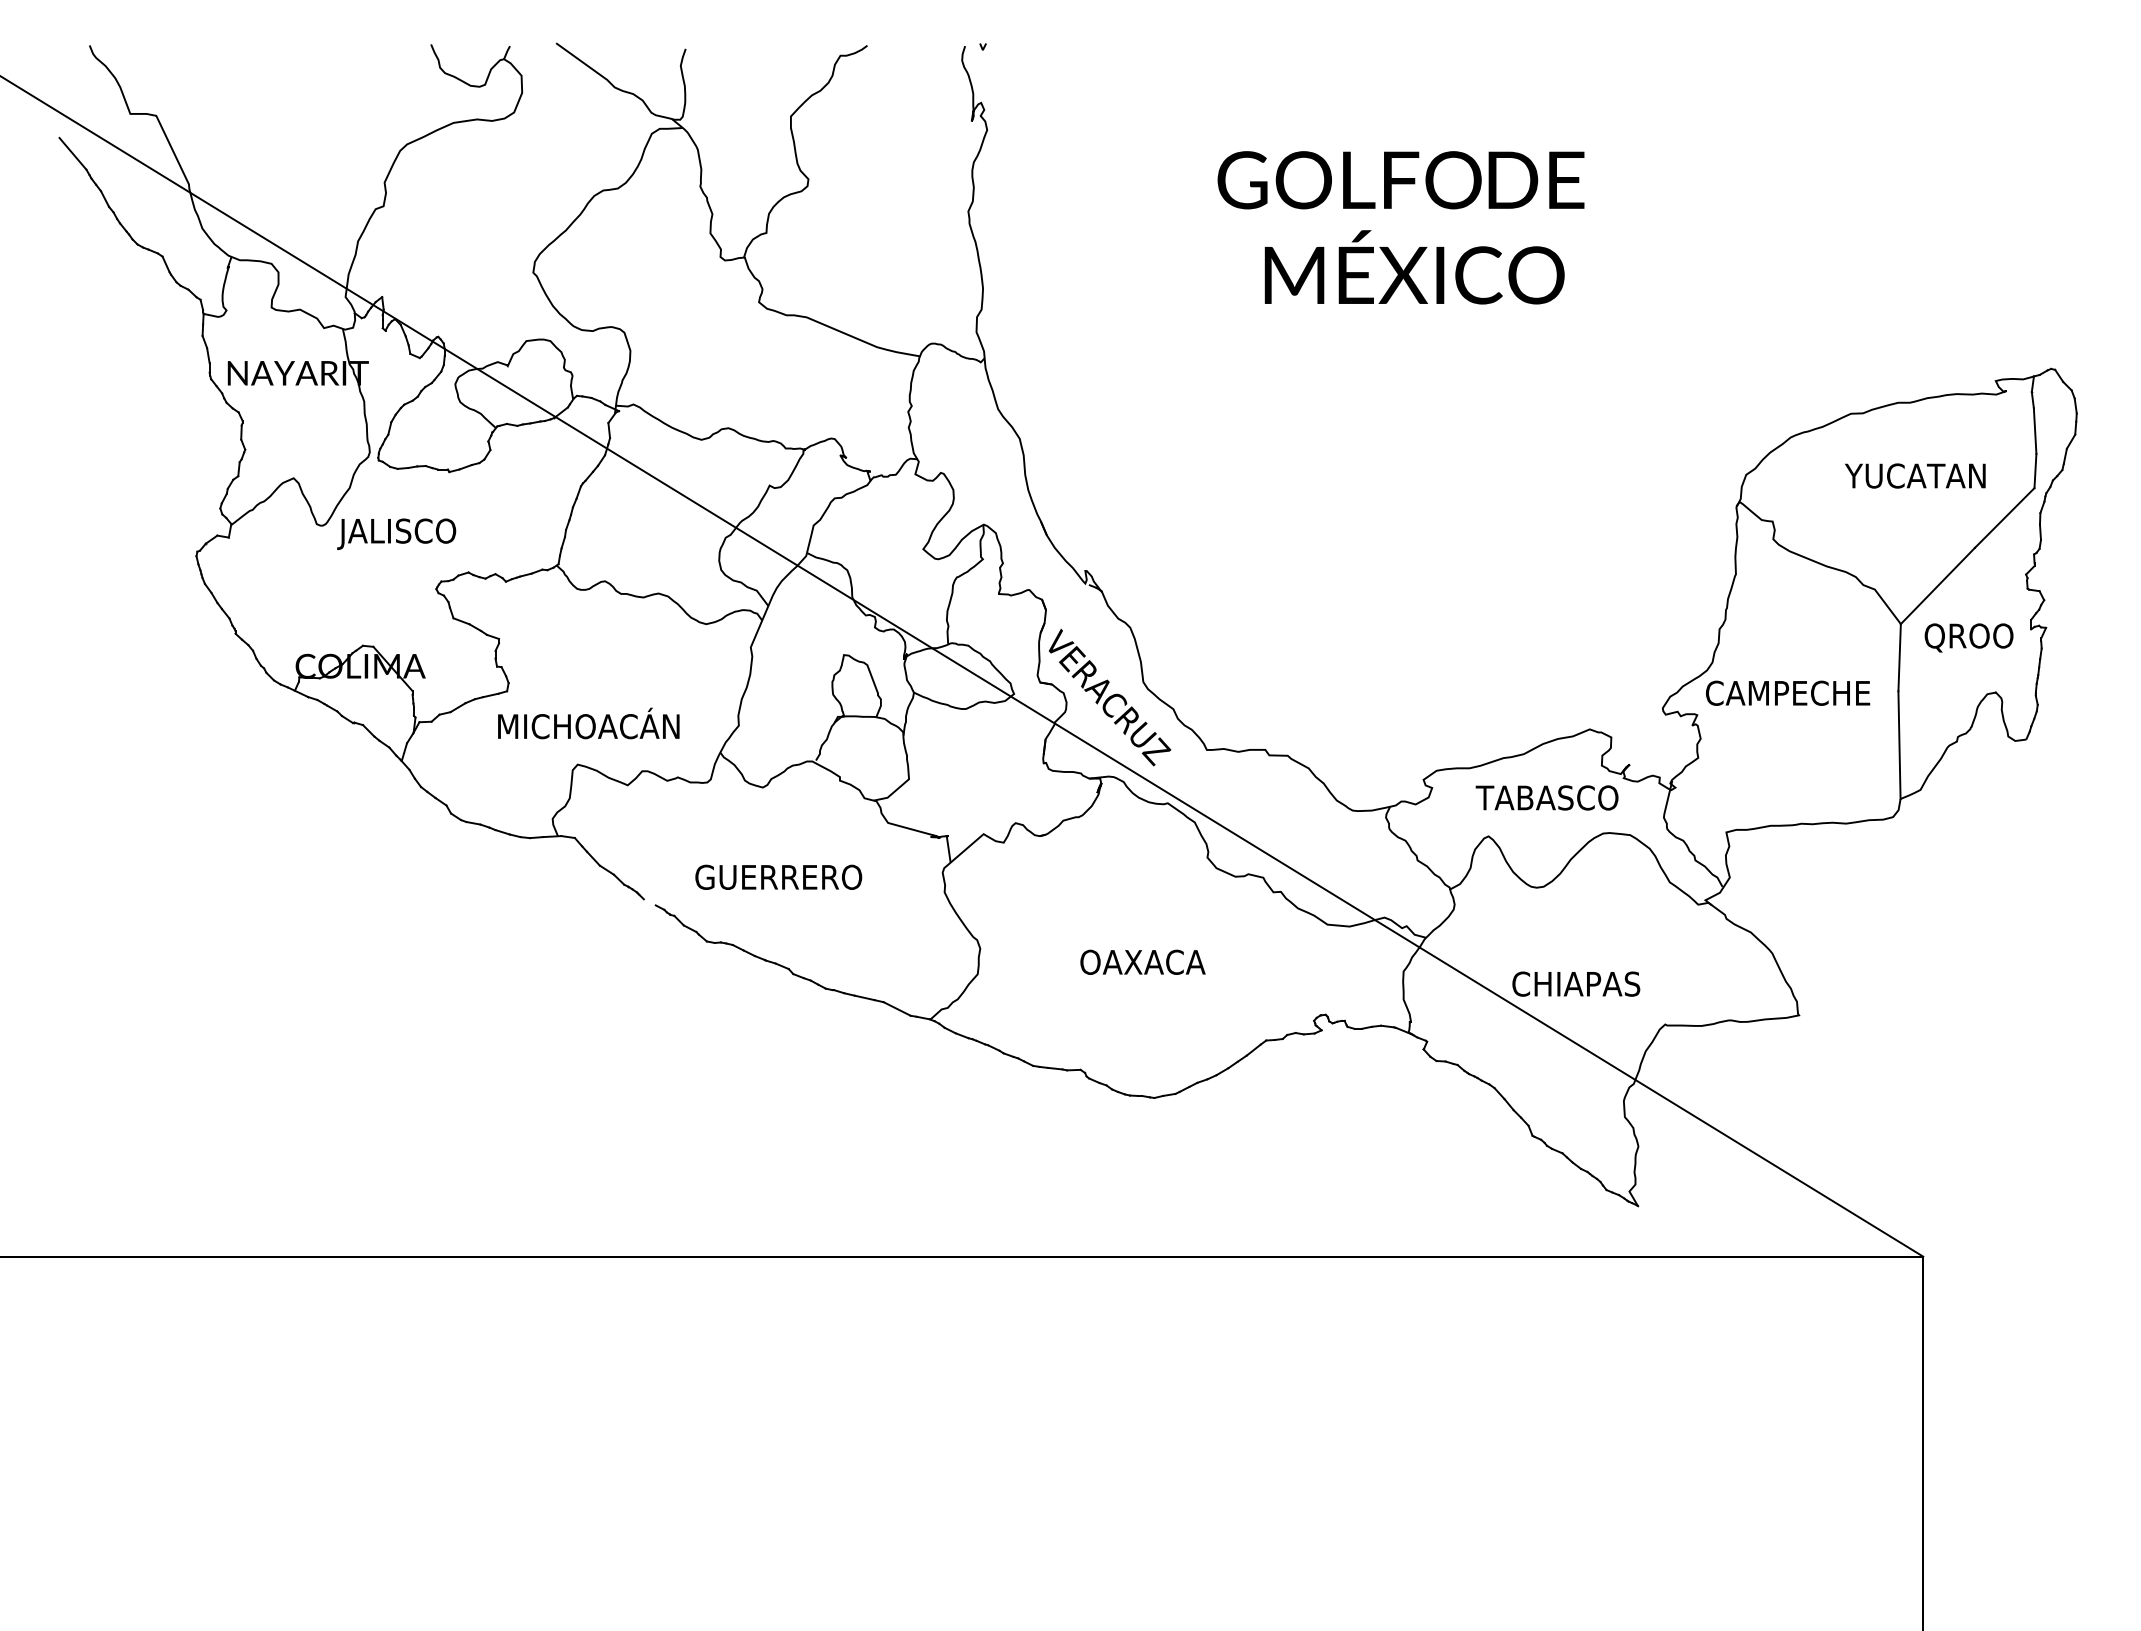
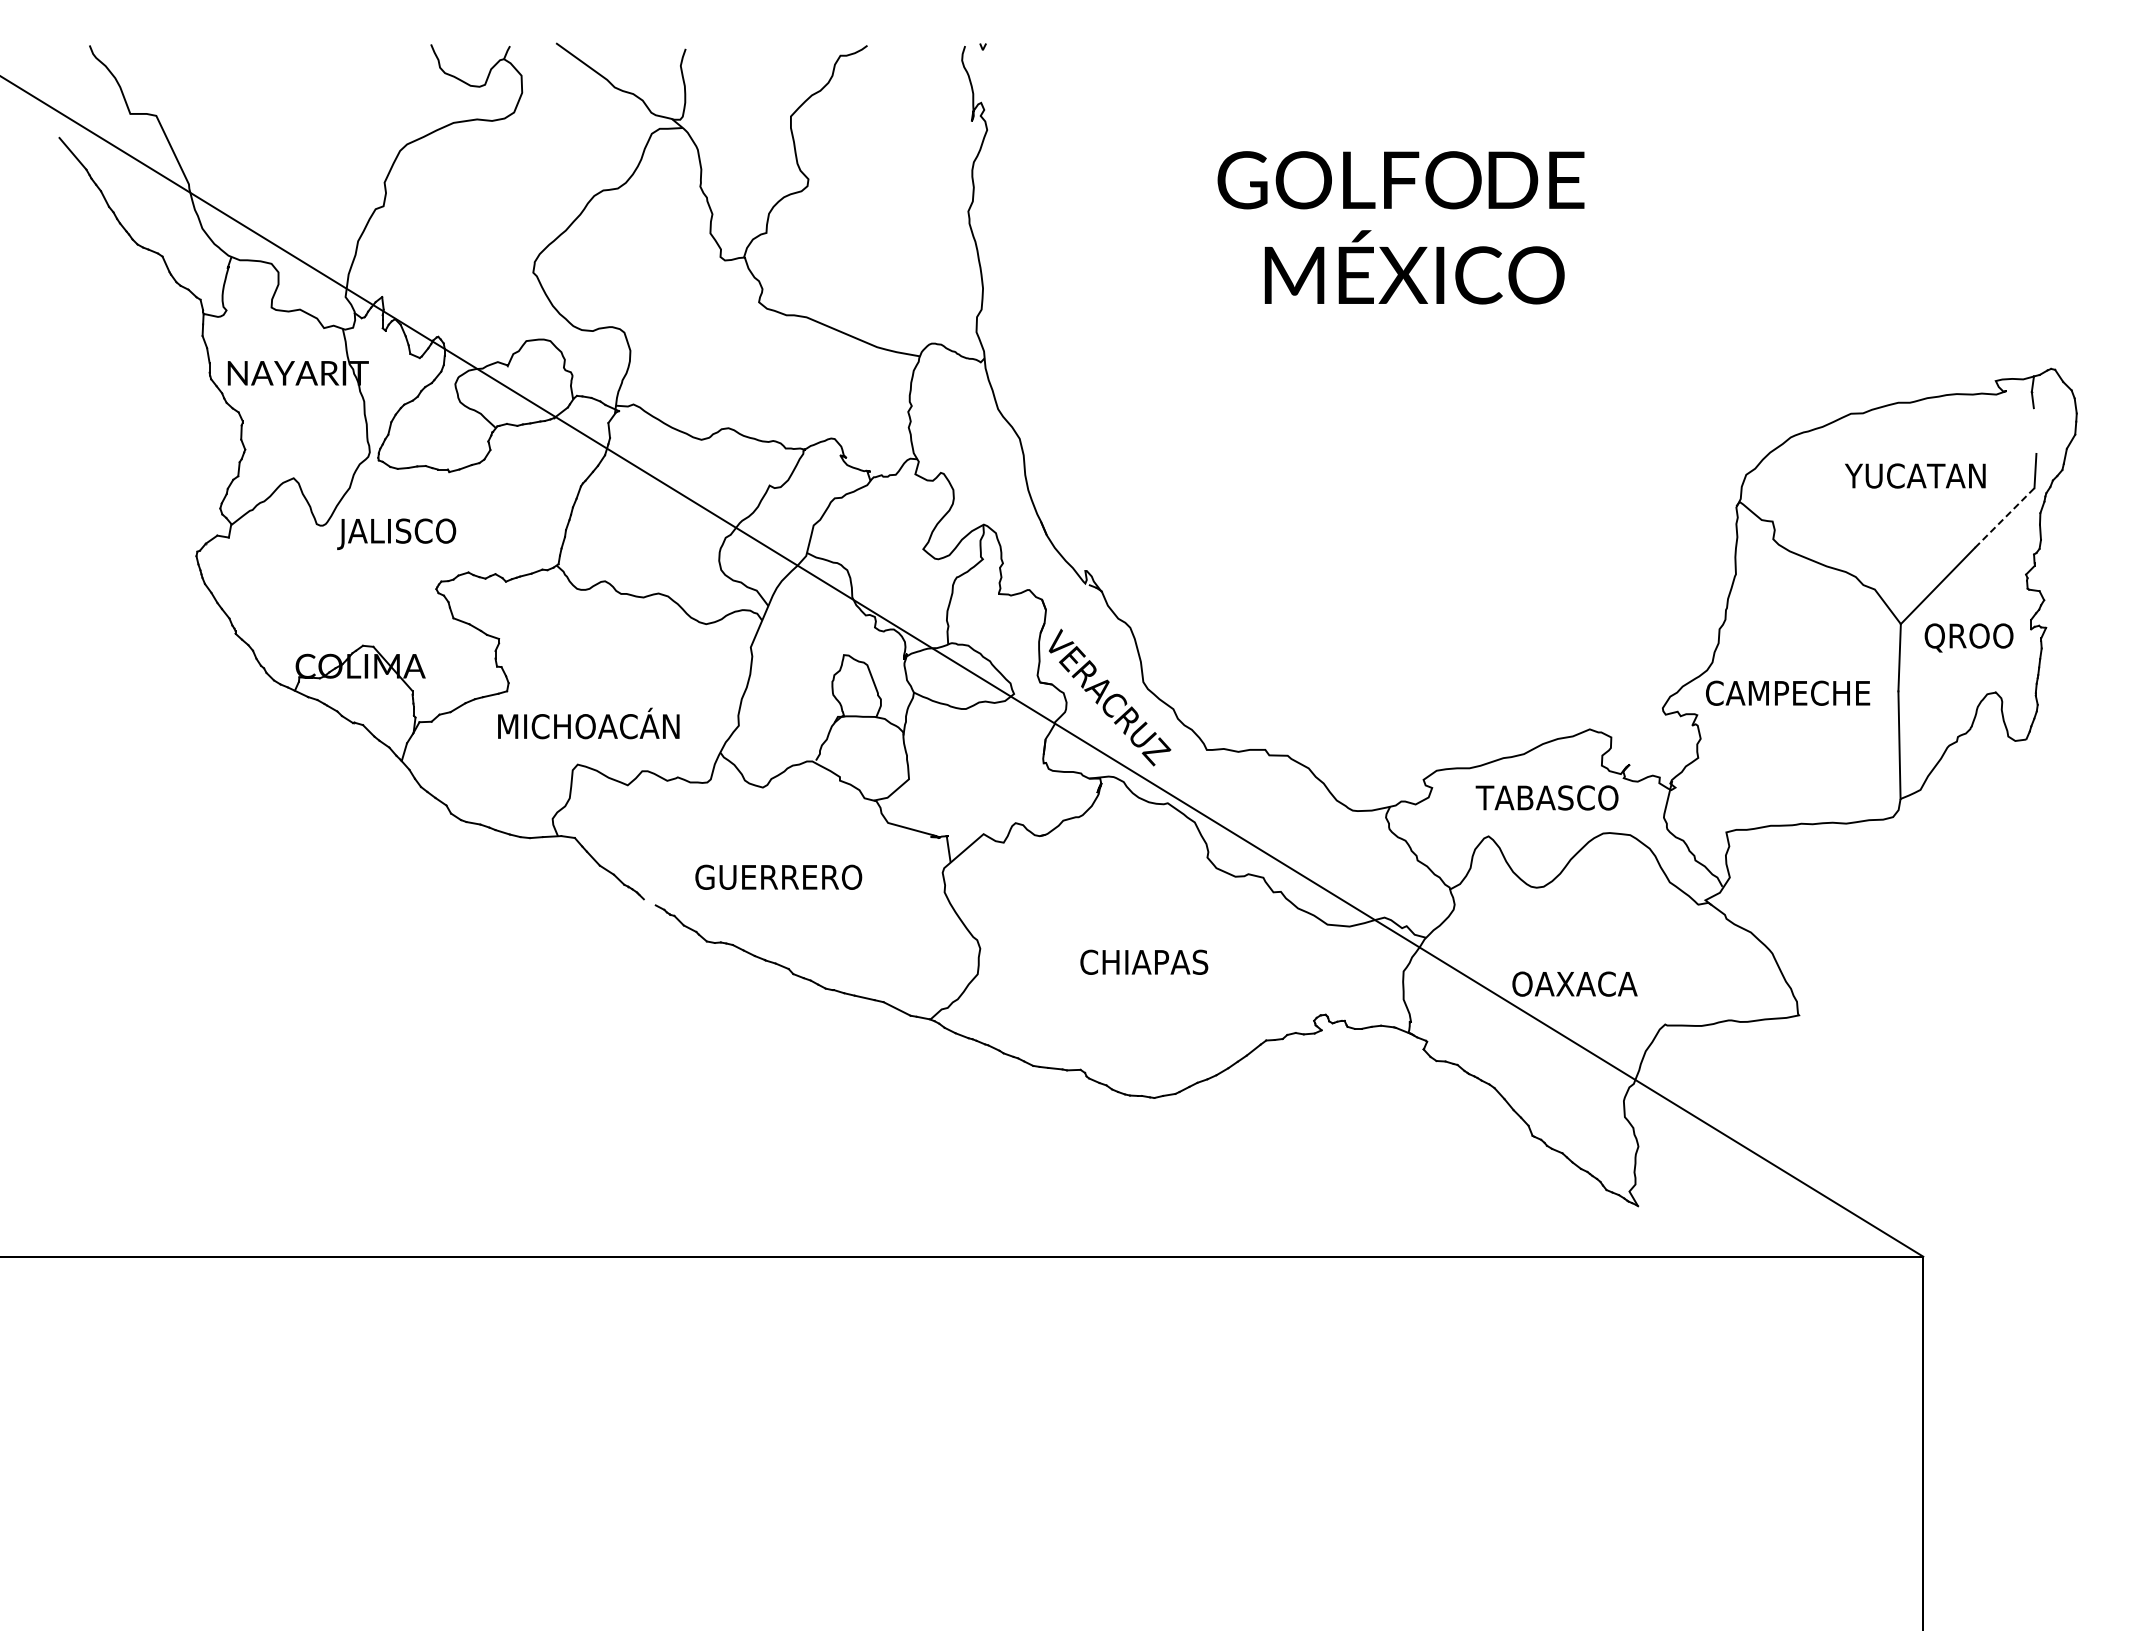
line: present -> none (2034, 430)
line: solid -> dashed (2005, 517)
text: OAXACA -> CHIAPAS (1147, 961)
text: CHIAPAS -> OAXACA (1579, 983)
